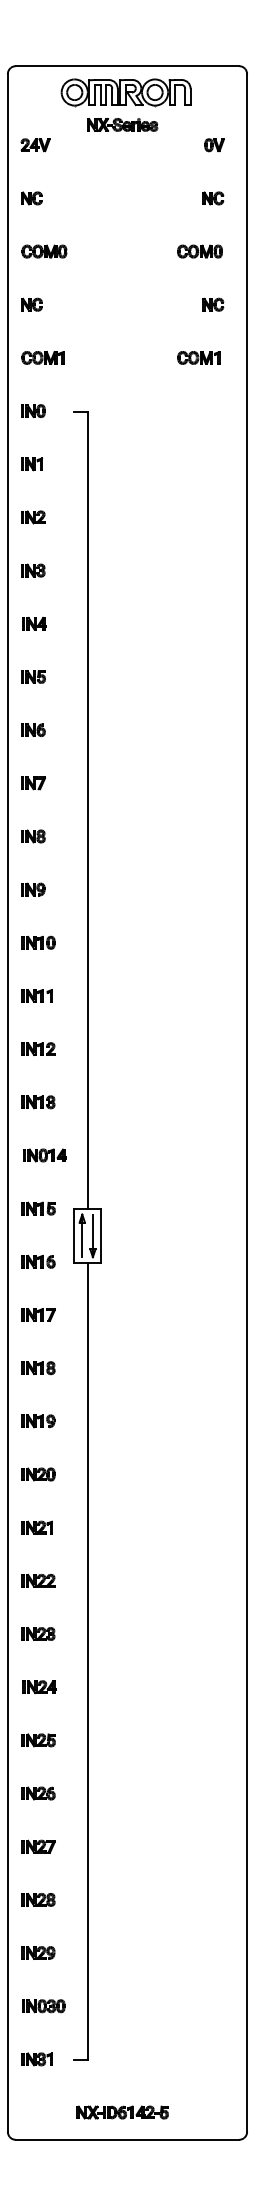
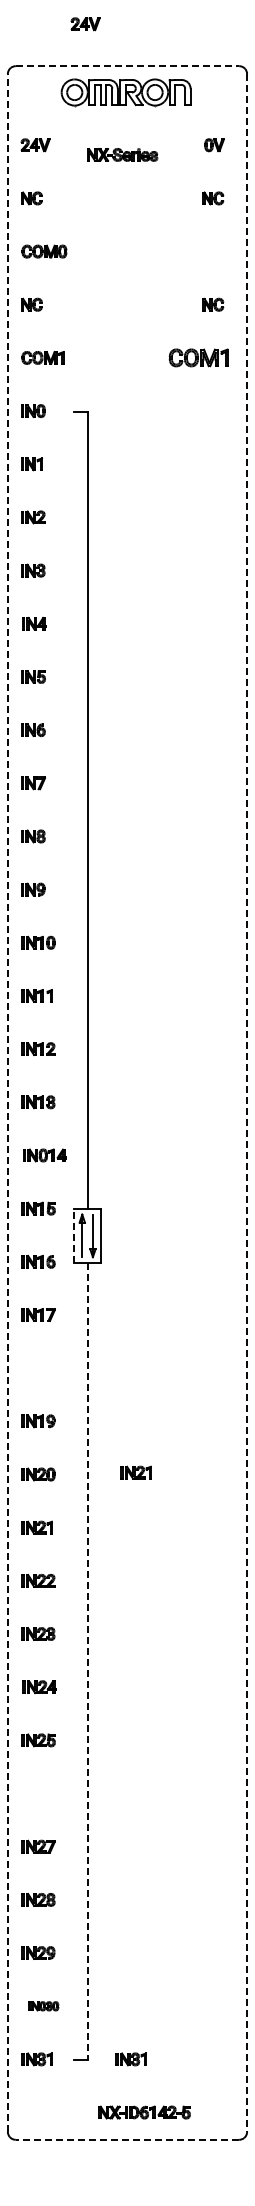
part: none -> present (85, 24)
line: solid -> dashed (127, 66)
part position: (122, 124) -> (122, 154) (122, 154)
part: present -> none (199, 251)
part size: 44x14 px -> 61x20 px (198, 357)
line: solid -> dashed (7, 1102)
line: solid -> dashed (247, 1102)
line: solid -> dashed (74, 1235)
part: present -> none (38, 1368)
part: none -> present (135, 1472)
line: solid -> dashed (87, 1661)
part: present -> none (38, 1793)
part size: 44x15 px -> 32x11 px (43, 2006)
part: none -> present (130, 2059)
part position: (122, 2112) -> (144, 2112) (144, 2112)
line: solid -> dashed (127, 2139)
